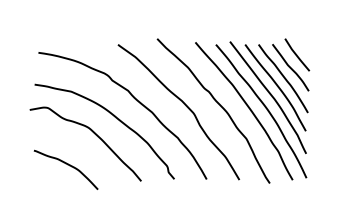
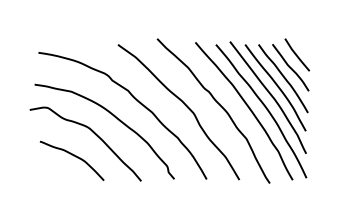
curve position: (67, 165) -> (73, 156) (73, 156)
